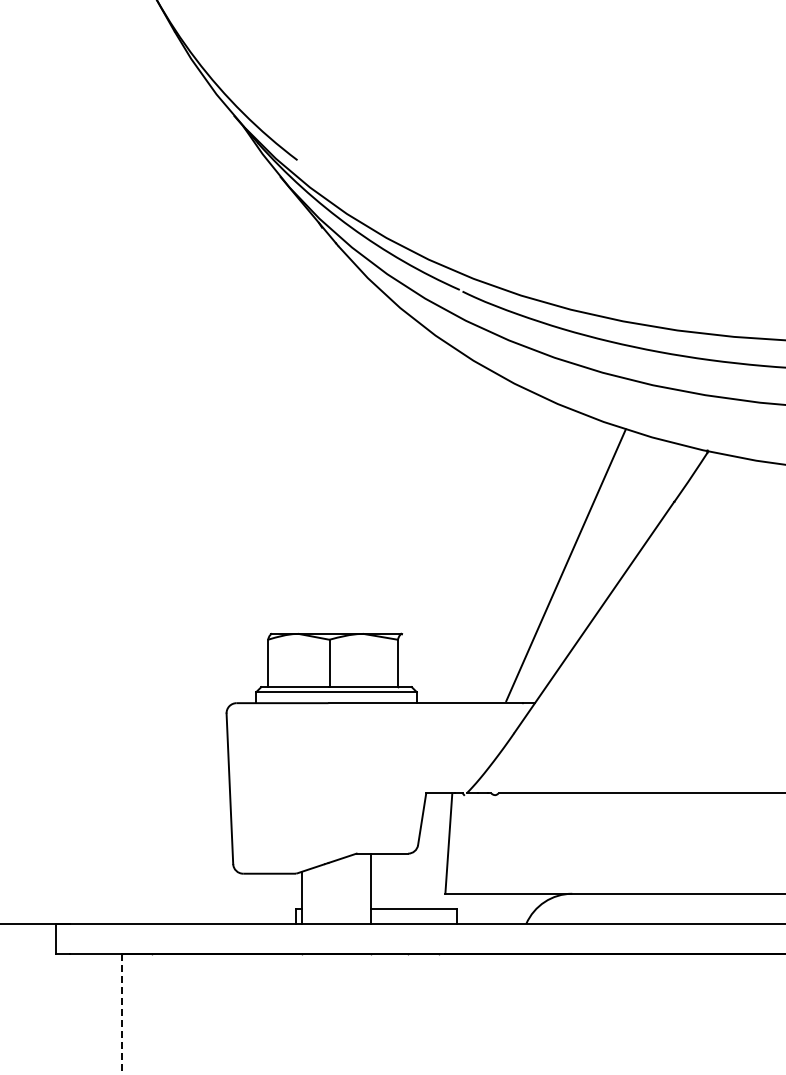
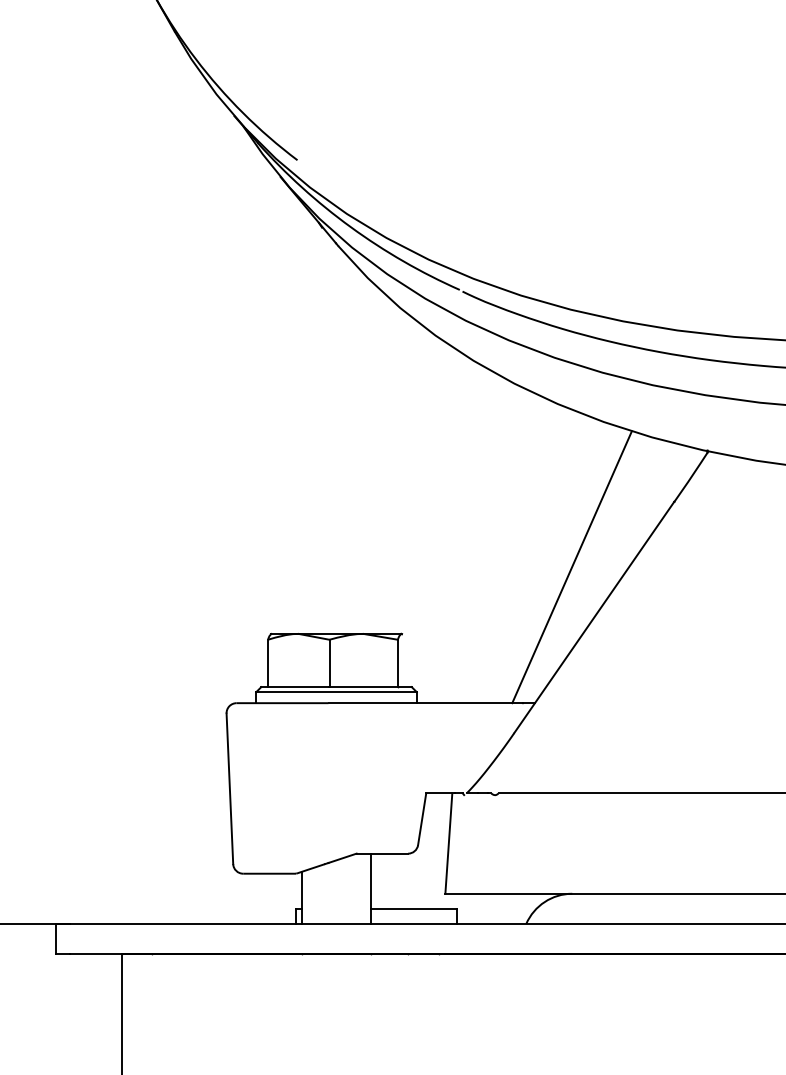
line position: (565, 565) -> (571, 567) (571, 567)
line: dashed -> solid (122, 1014)
